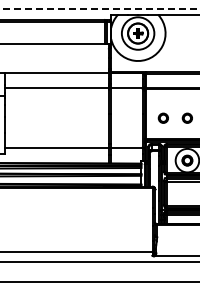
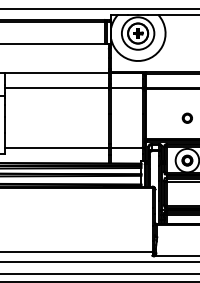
line: dashed -> solid (99, 8)
part: present -> none (162, 117)
line: none -> present (99, 274)
